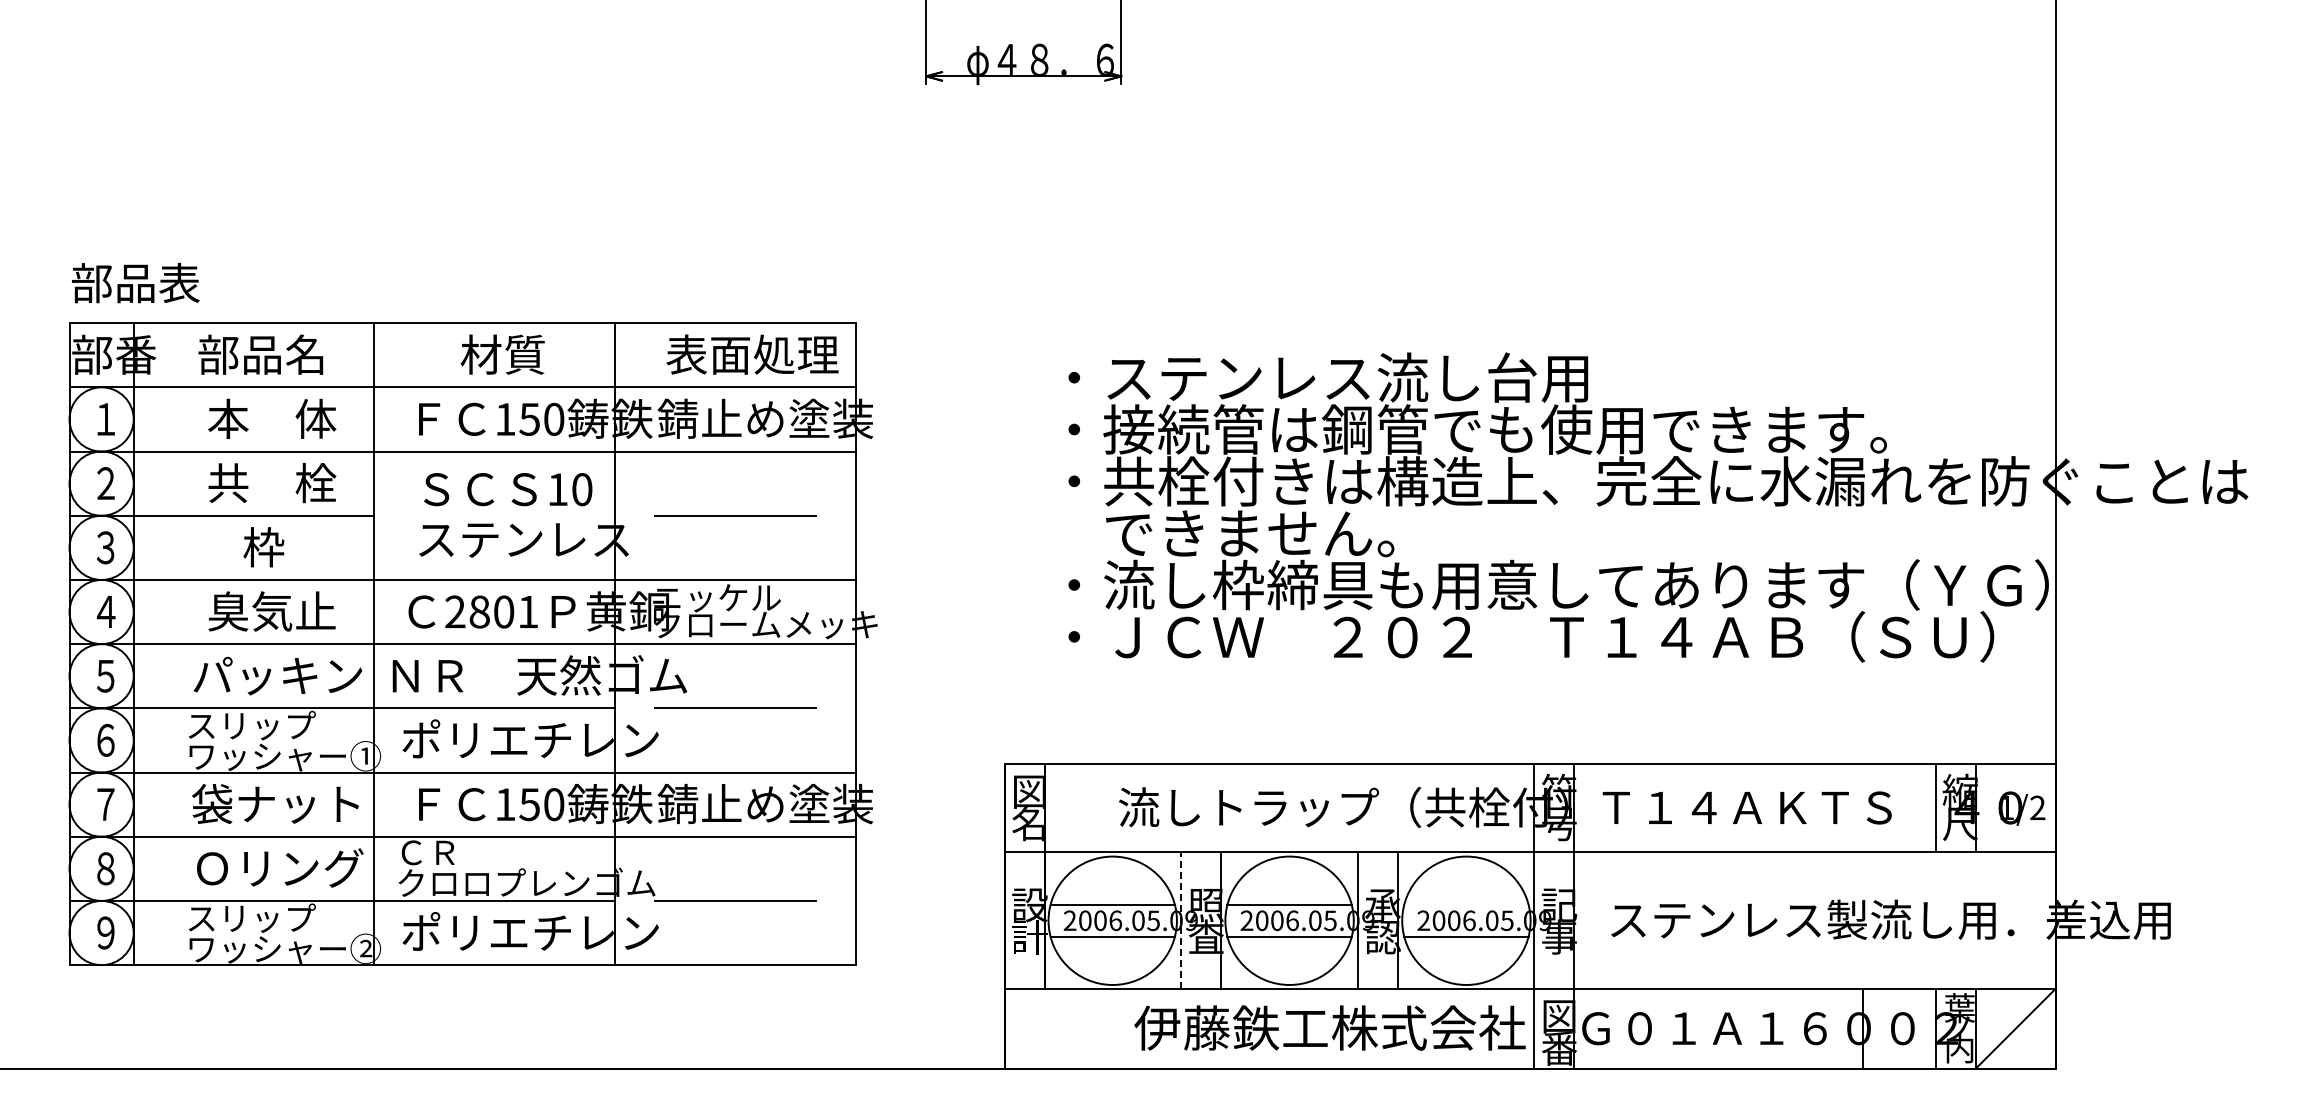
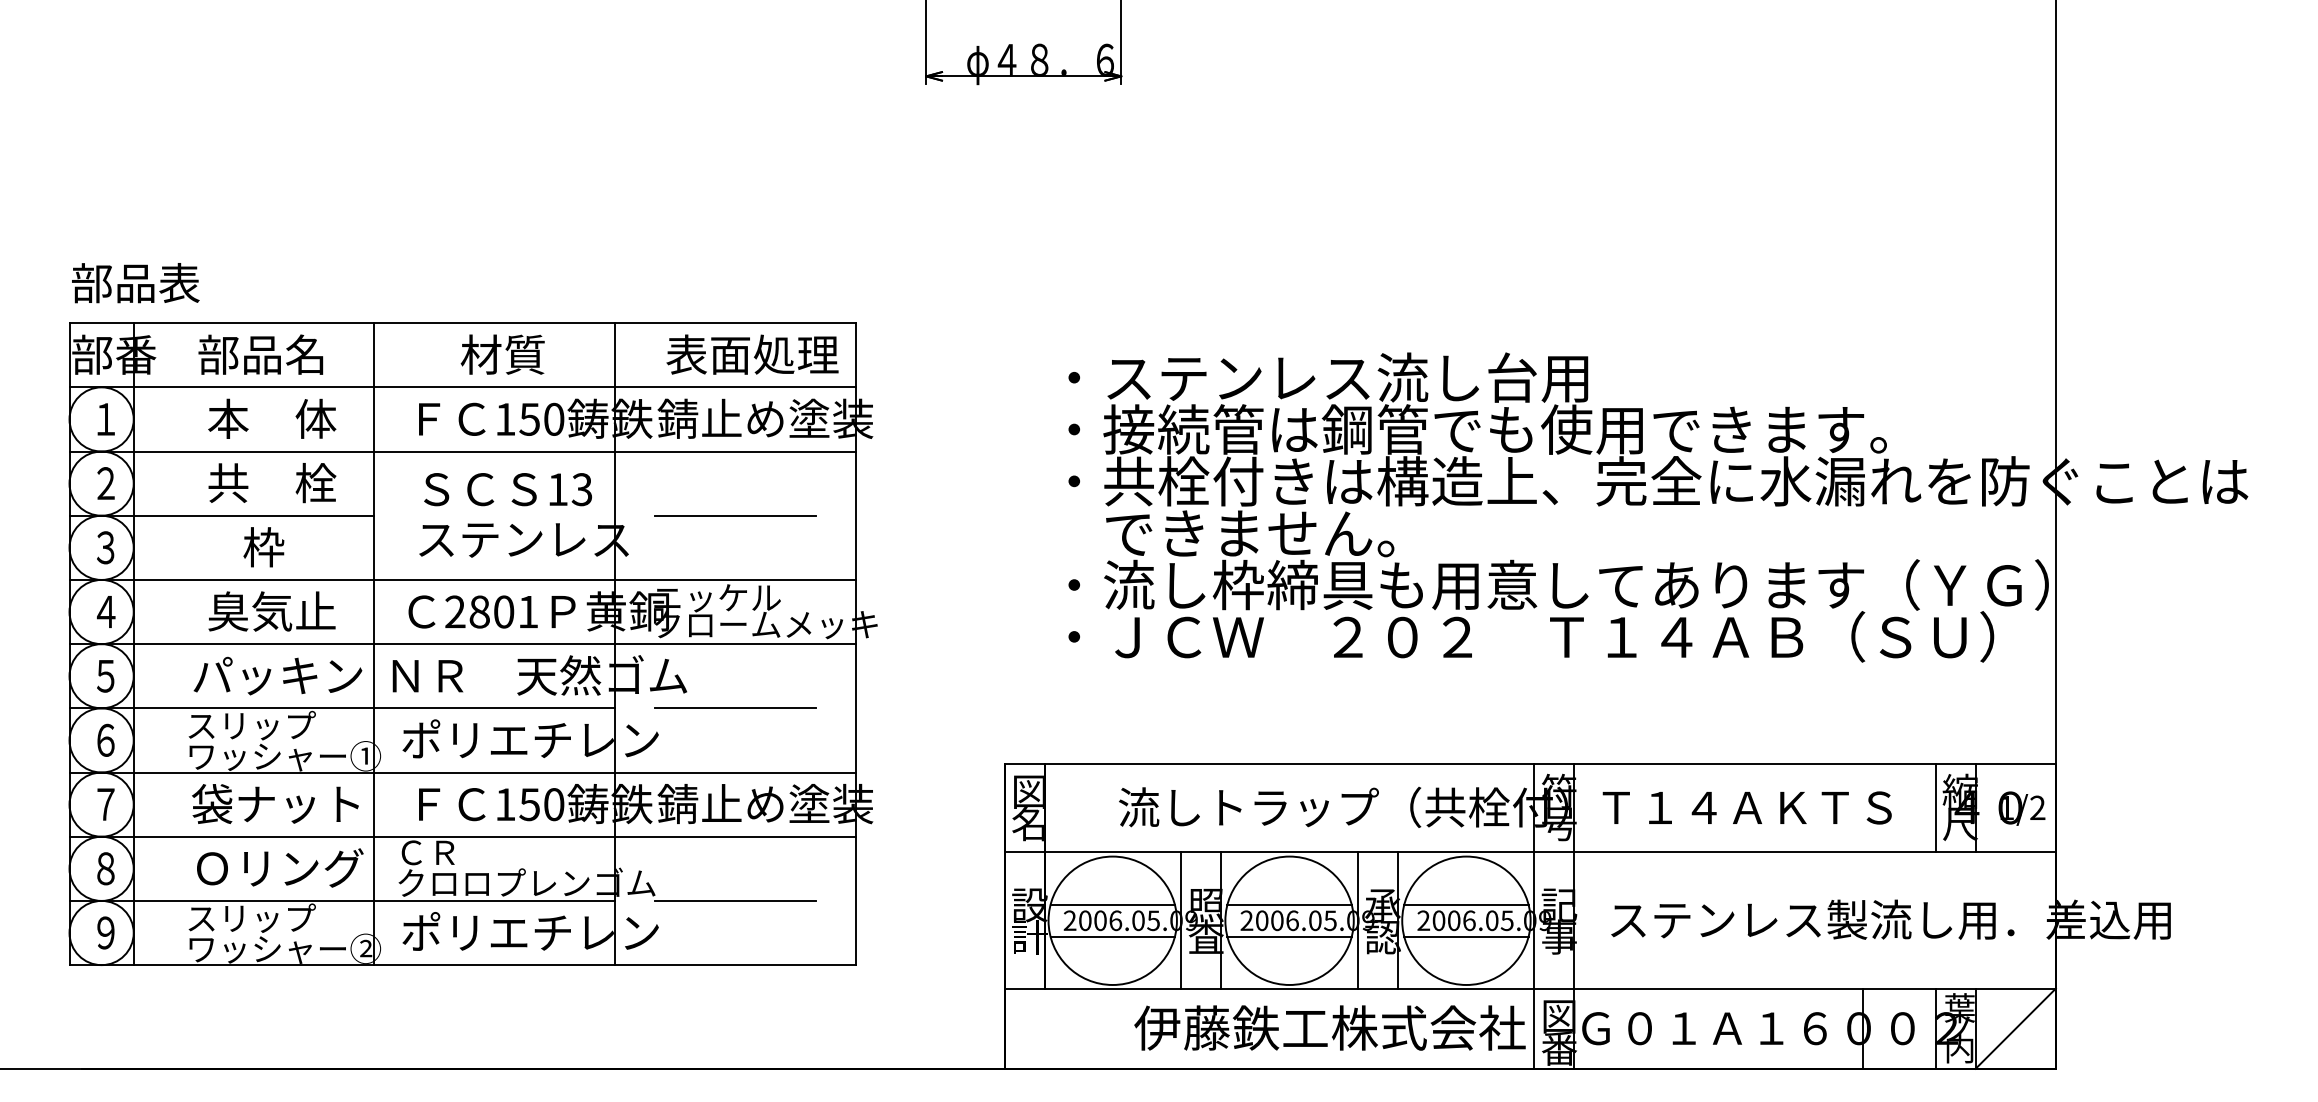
text: 10 -> 13 (581, 489)
line: none -> present (1466, 904)
line: dashed -> solid (1181, 919)
